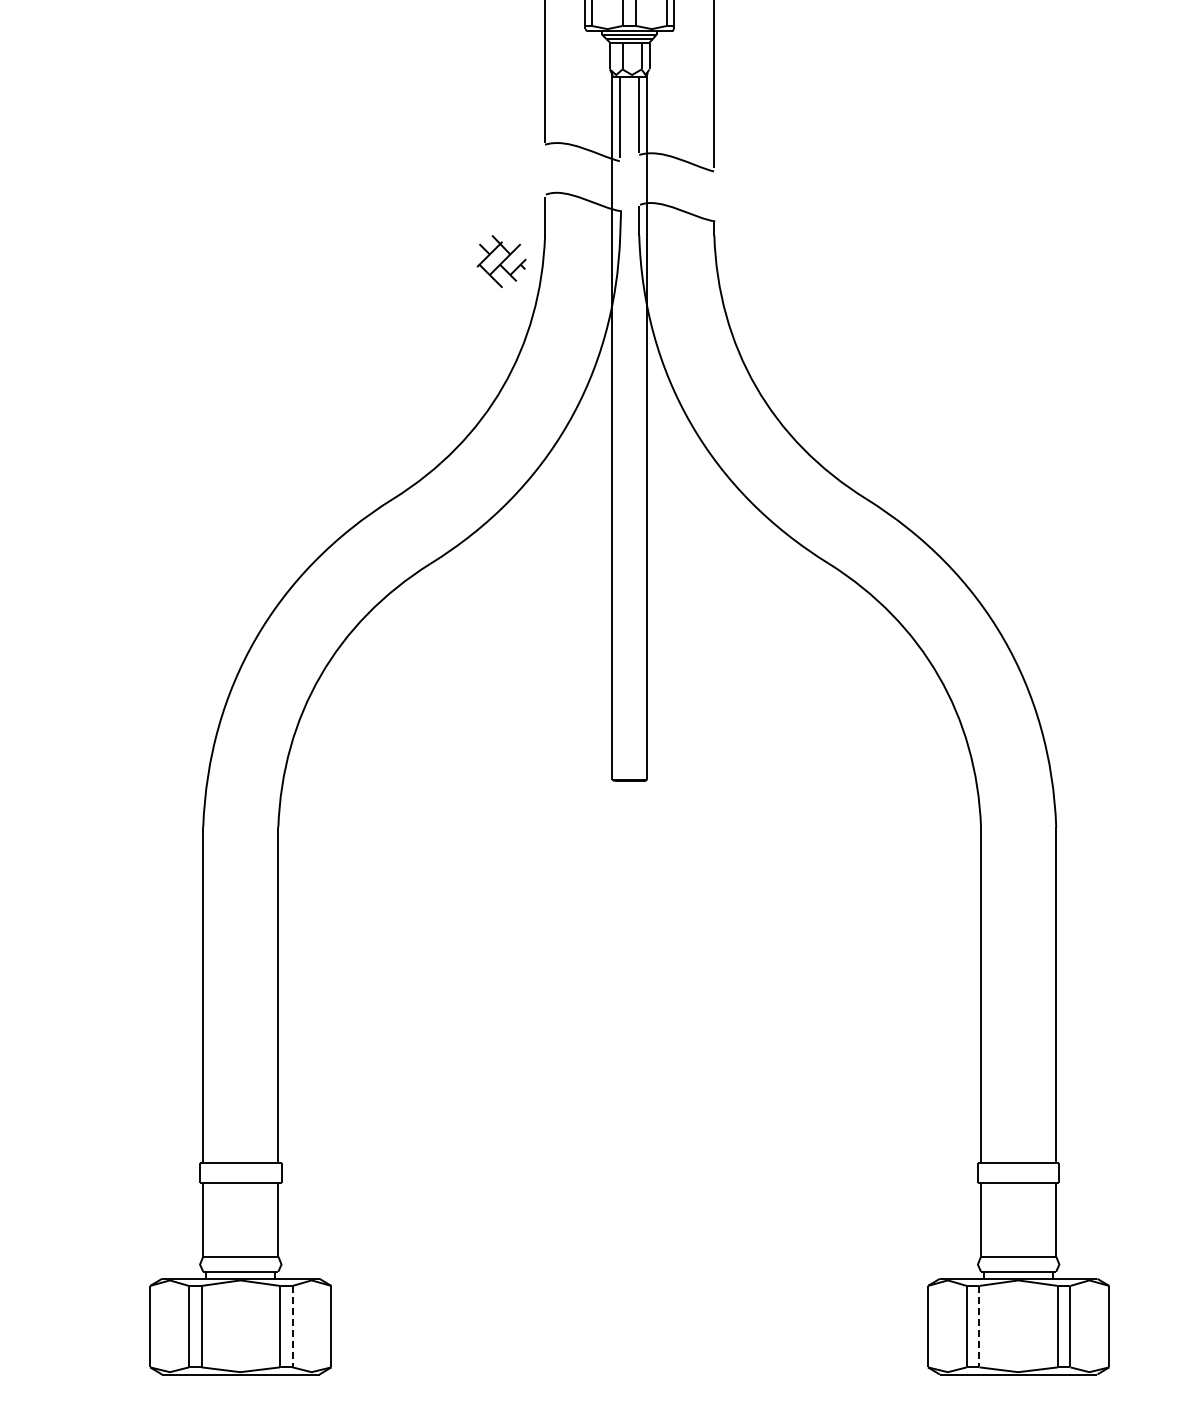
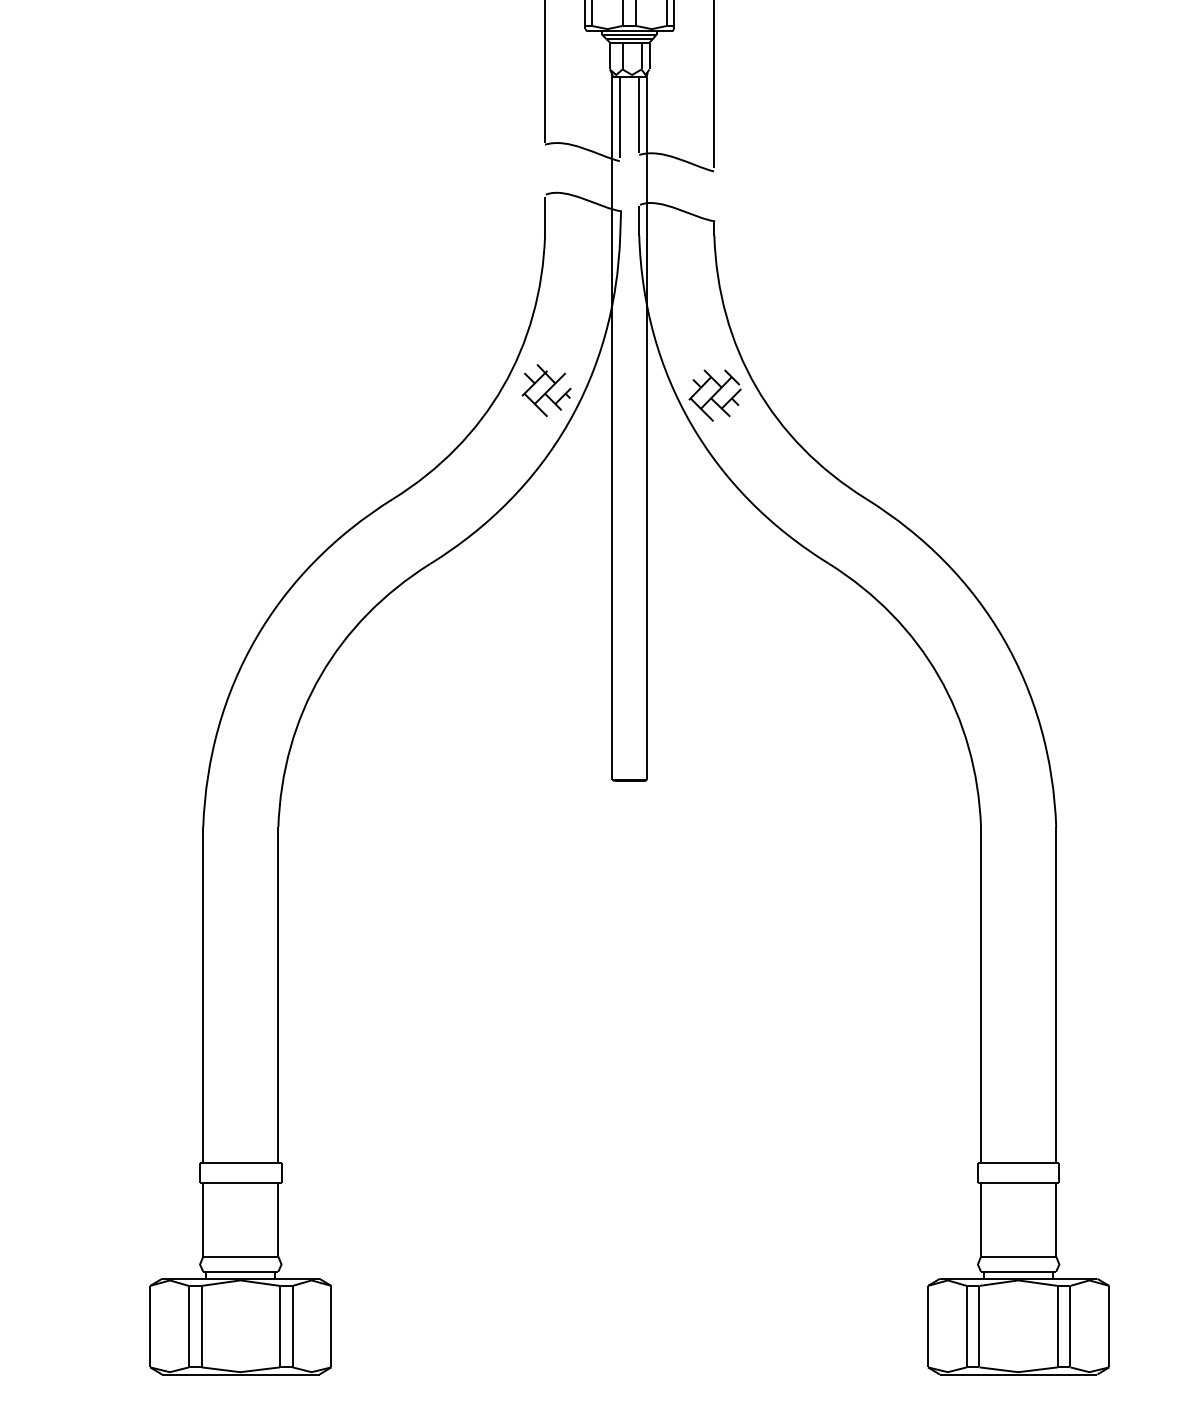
part position: (501, 261) -> (546, 390) (546, 390)
part: none -> present (714, 395)
line: dashed -> solid (292, 1326)
line: dashed -> solid (979, 1326)
